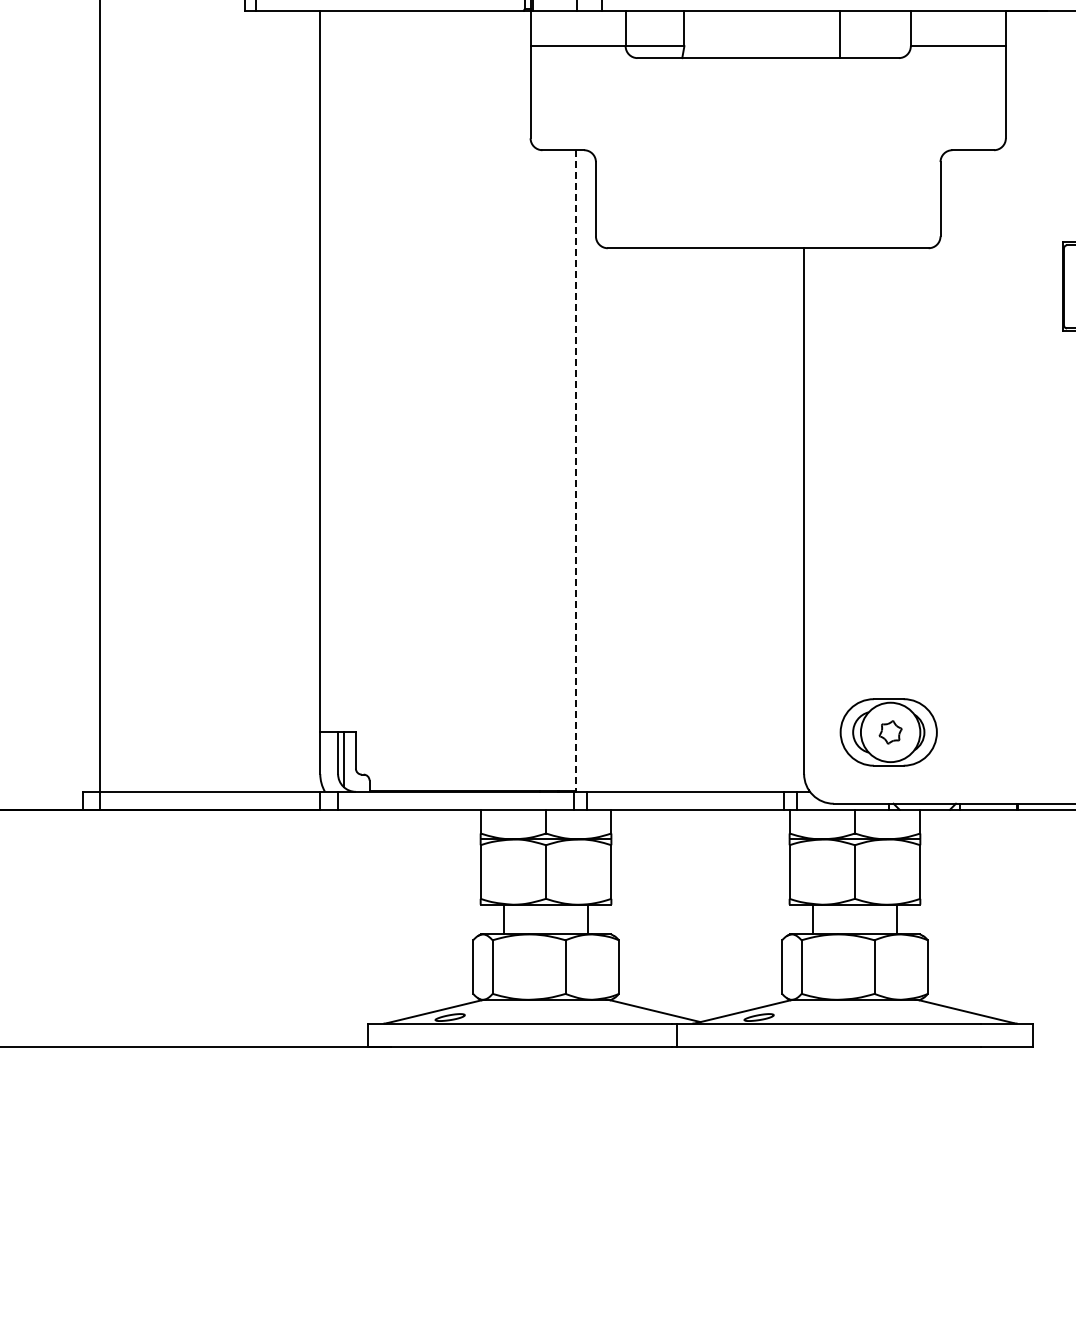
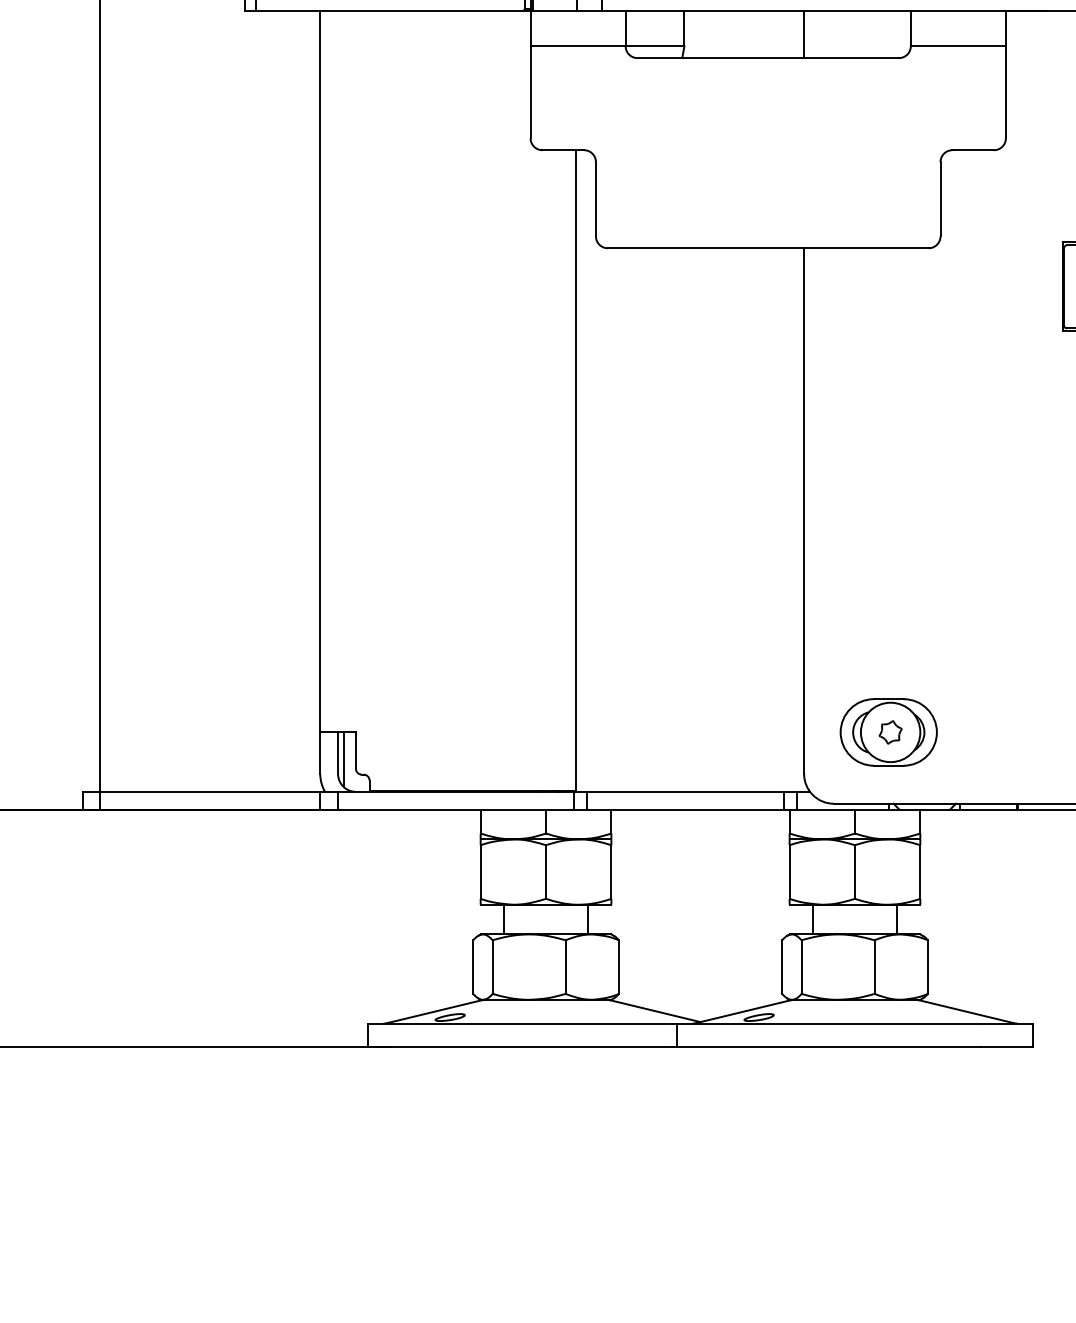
line position: (840, 34) -> (804, 34) (804, 34)
line: dashed -> solid (575, 470)
